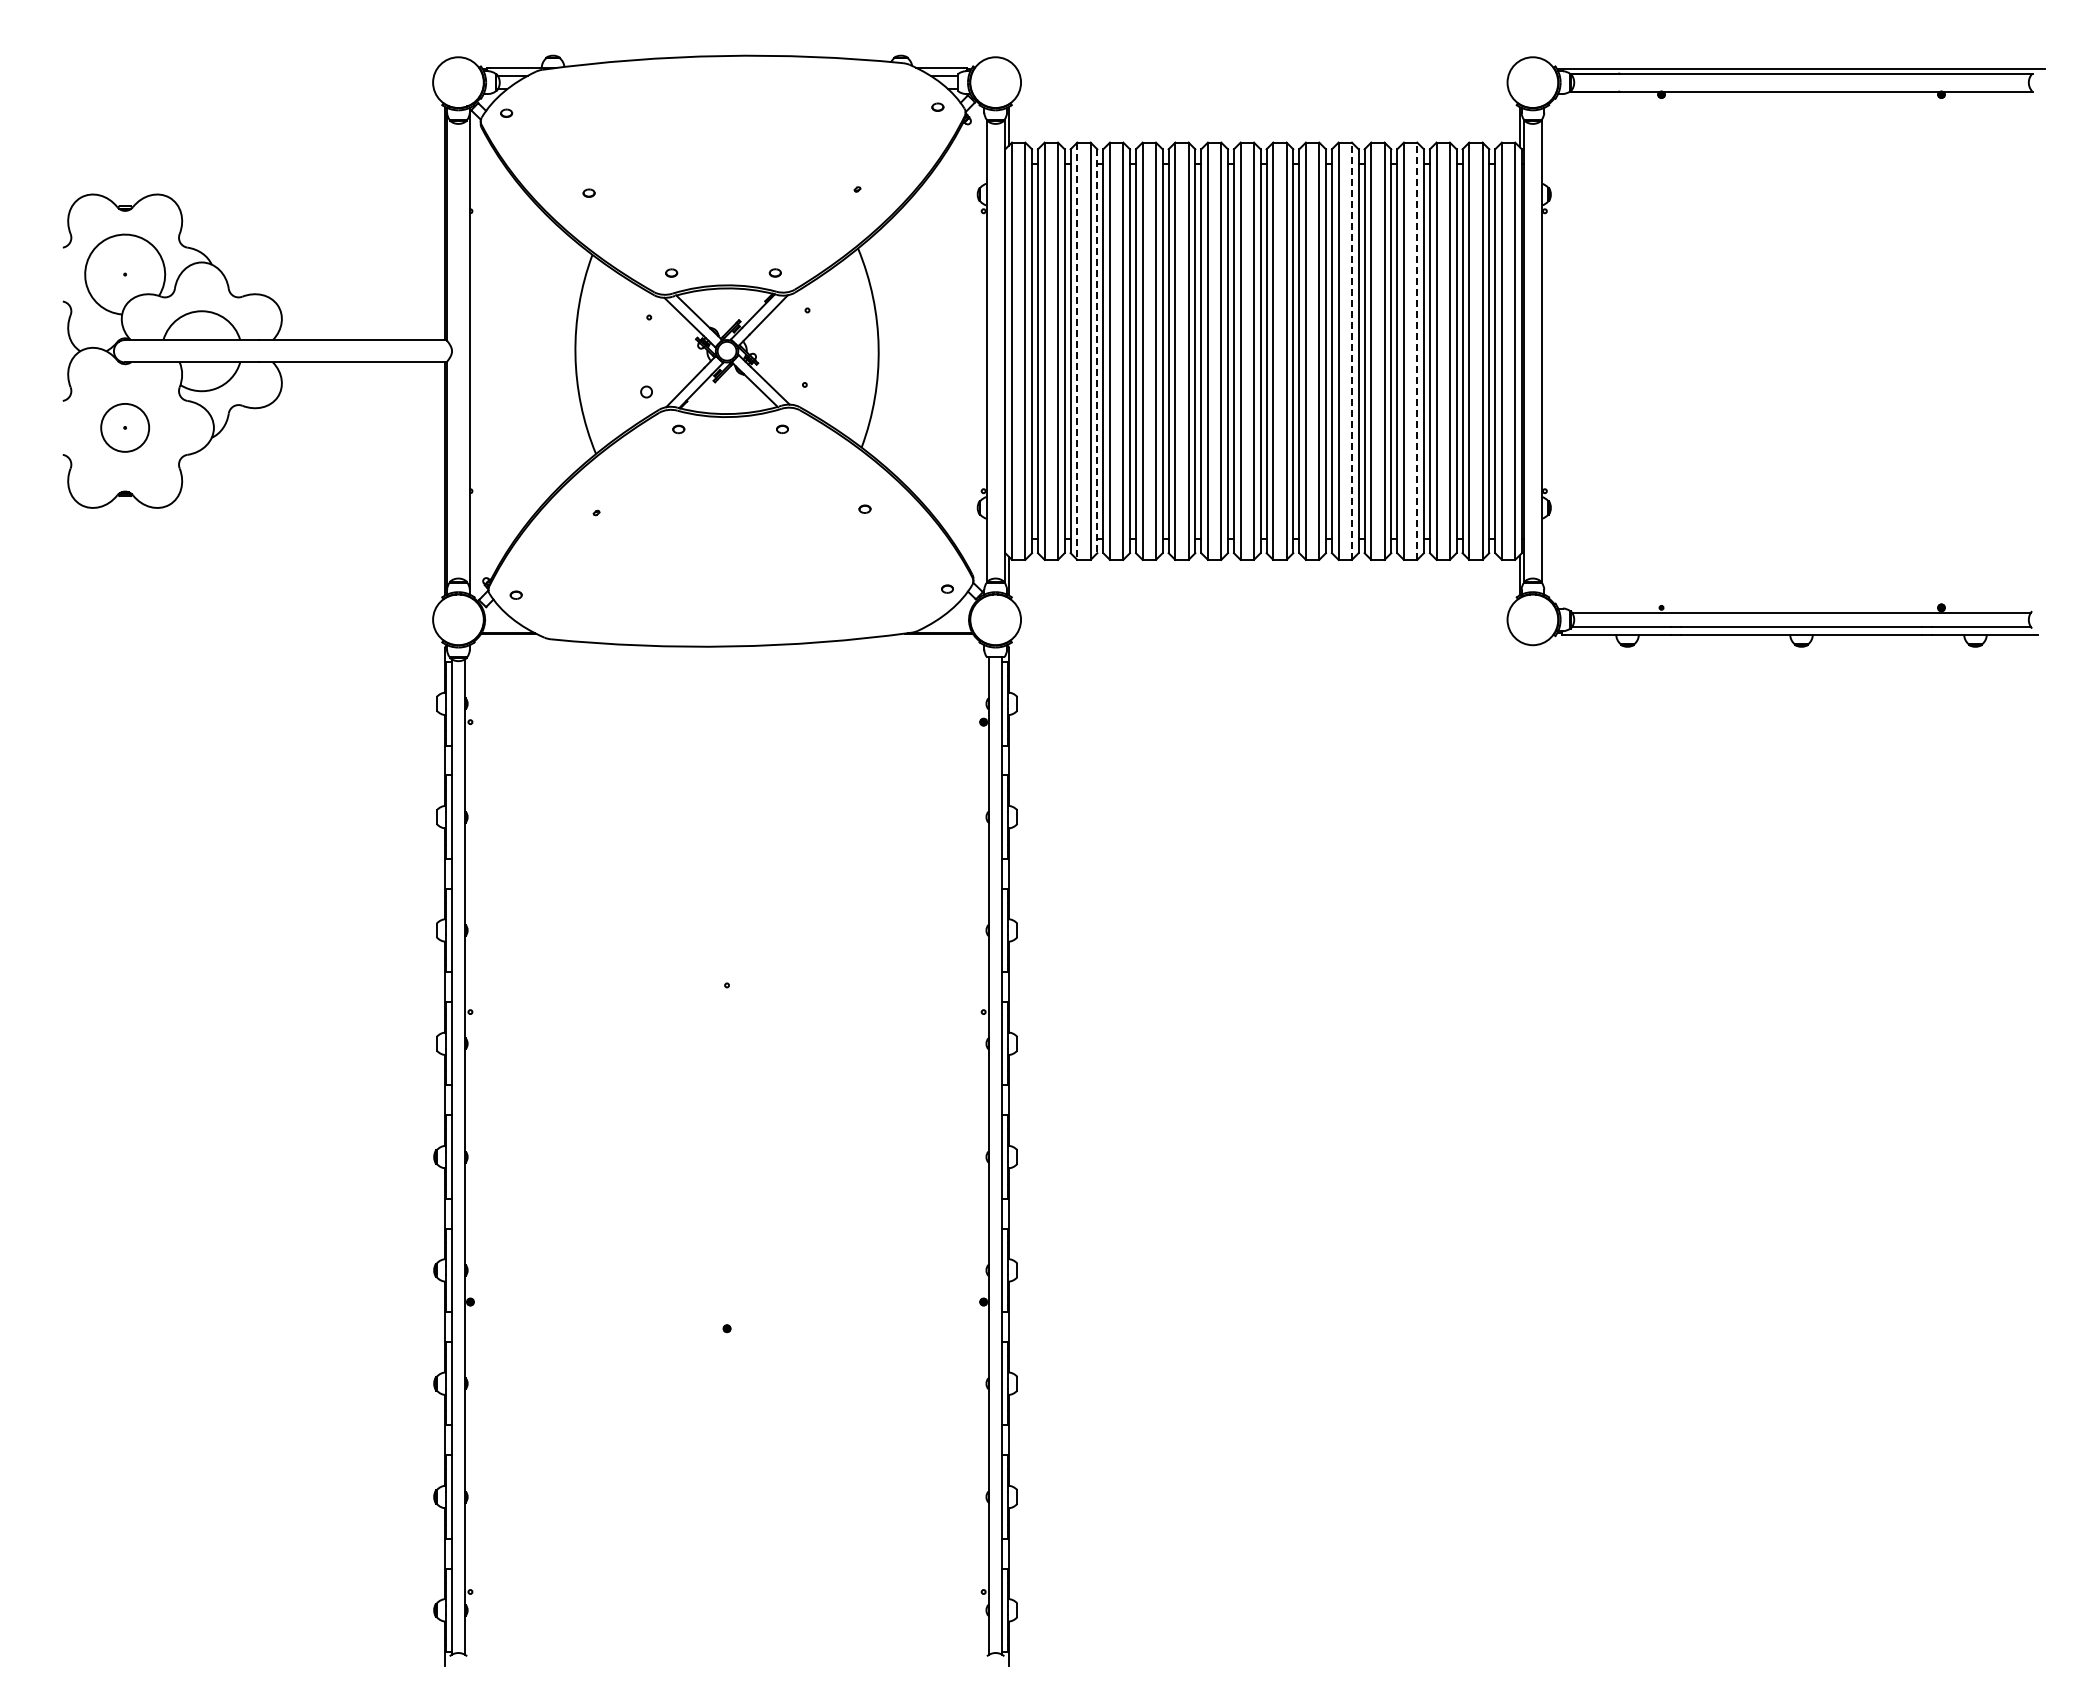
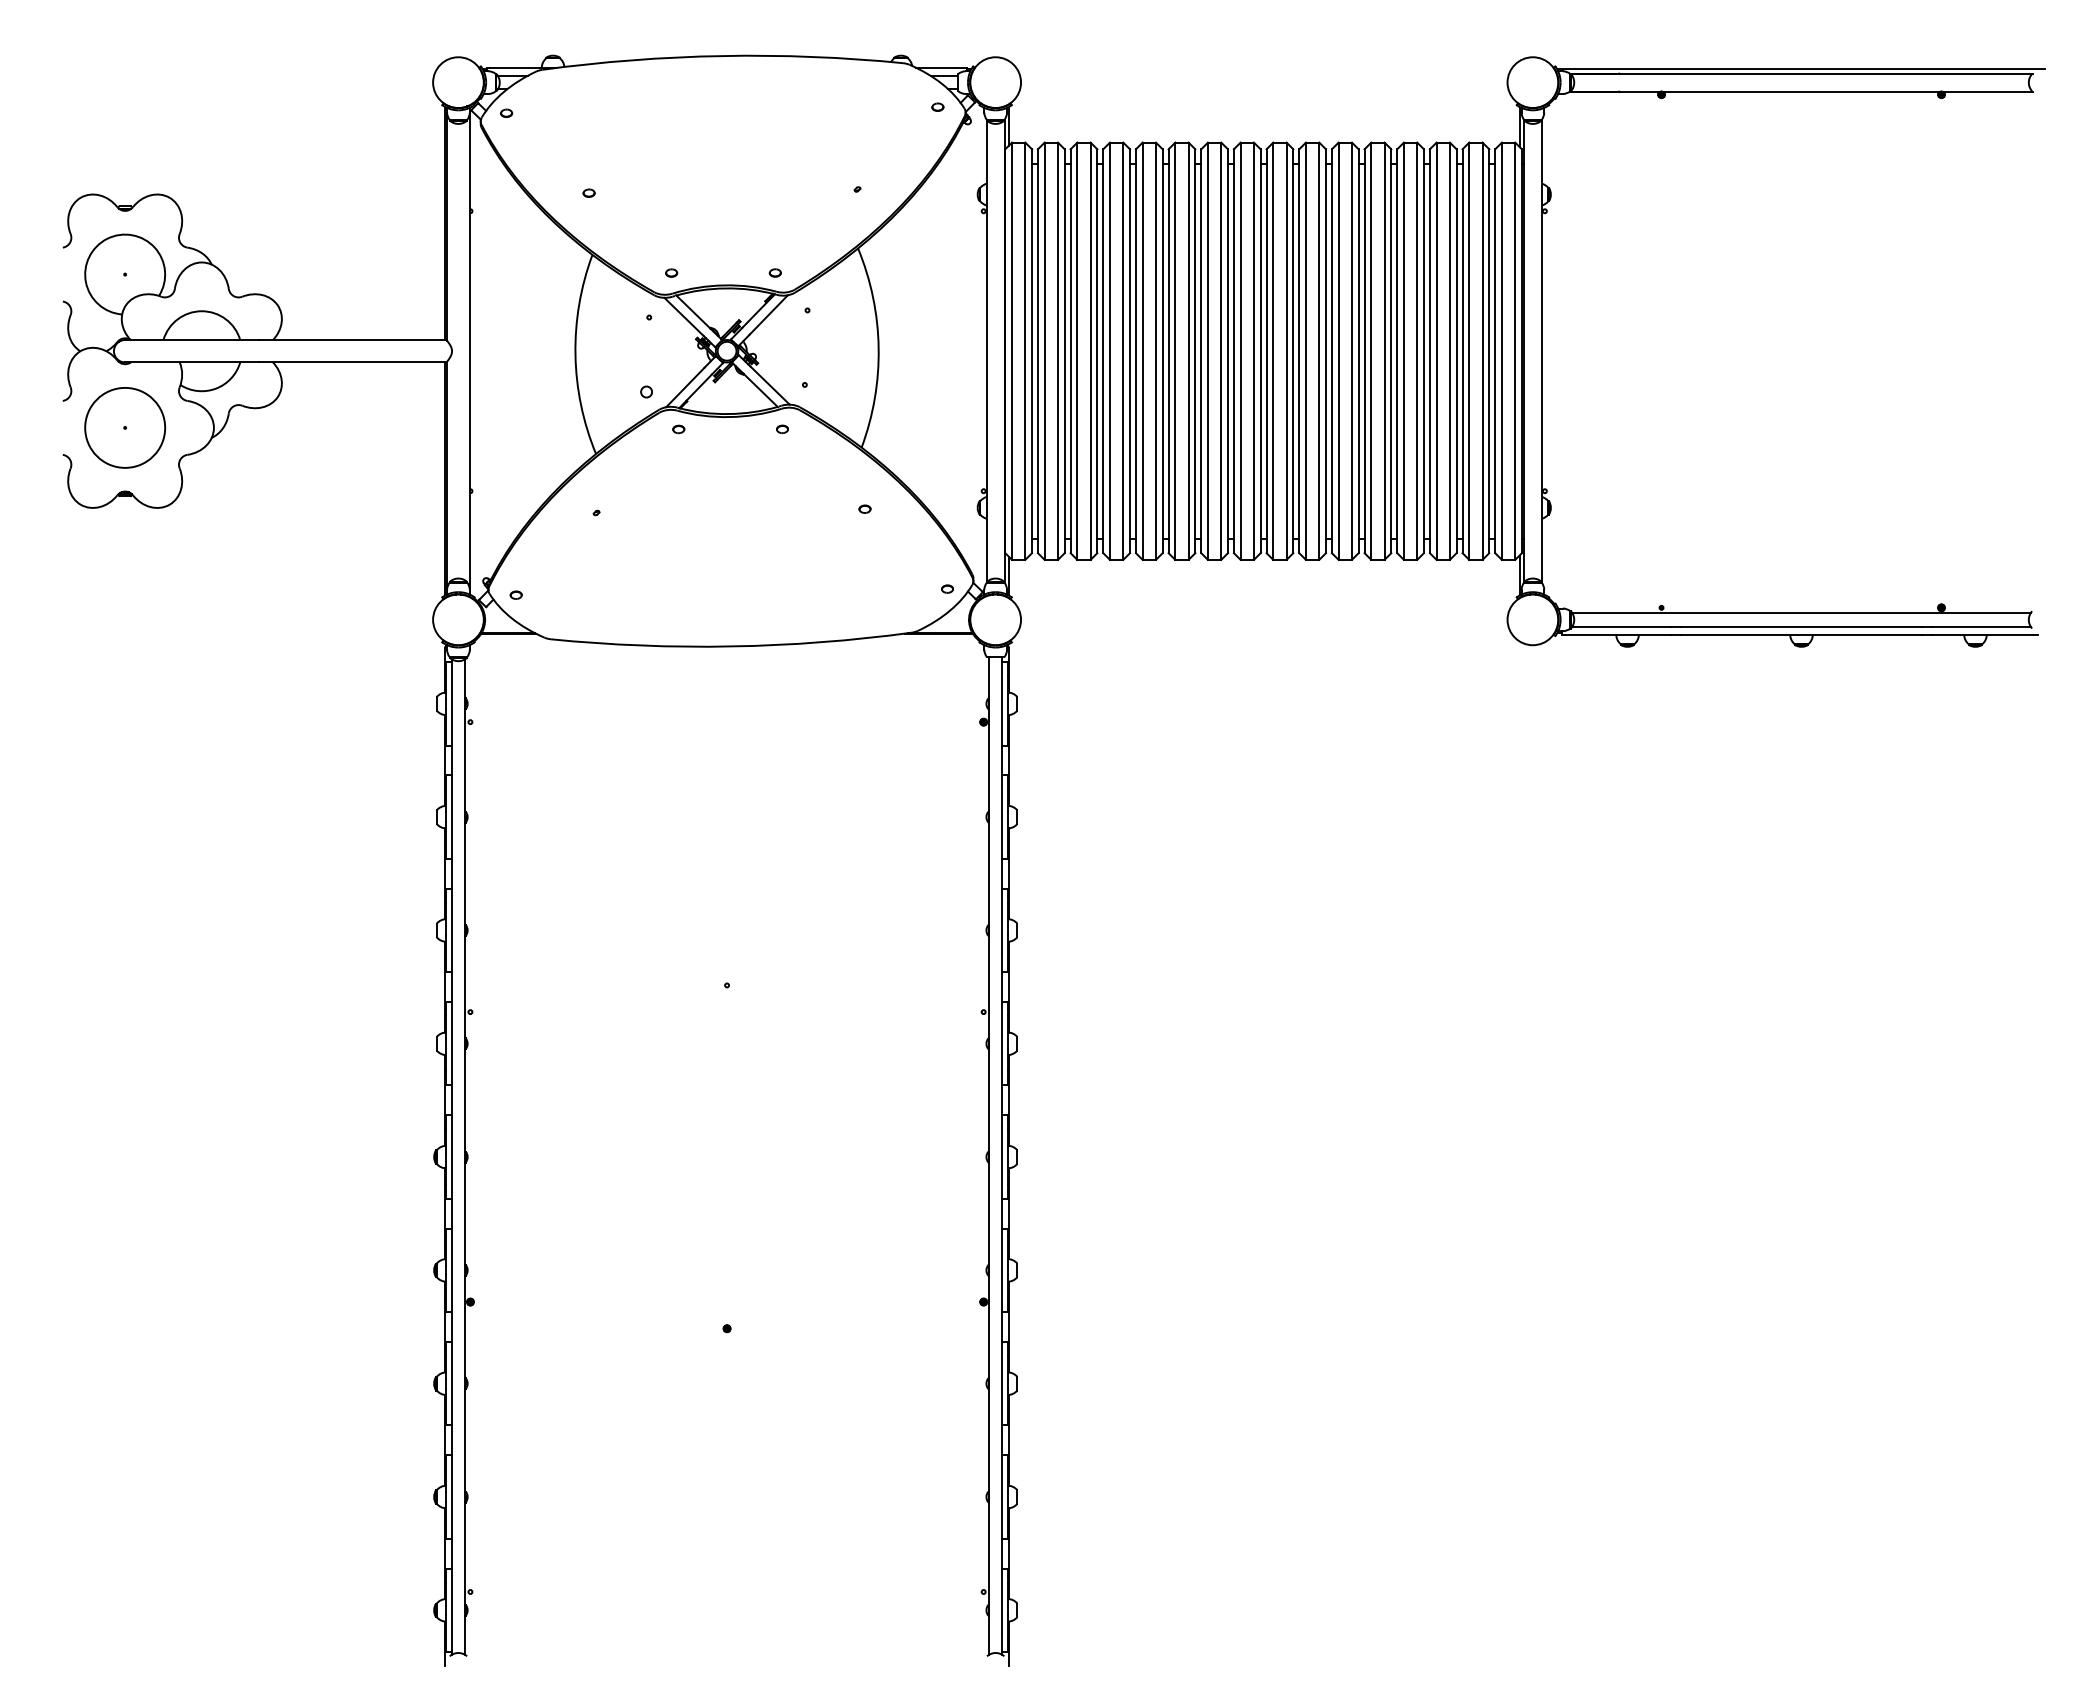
line: dashed -> solid (1077, 351)
line: dashed -> solid (1097, 351)
line: dashed -> solid (1351, 351)
line: dashed -> solid (1417, 351)
circle diameter: 48 px -> 80 px (125, 427)
